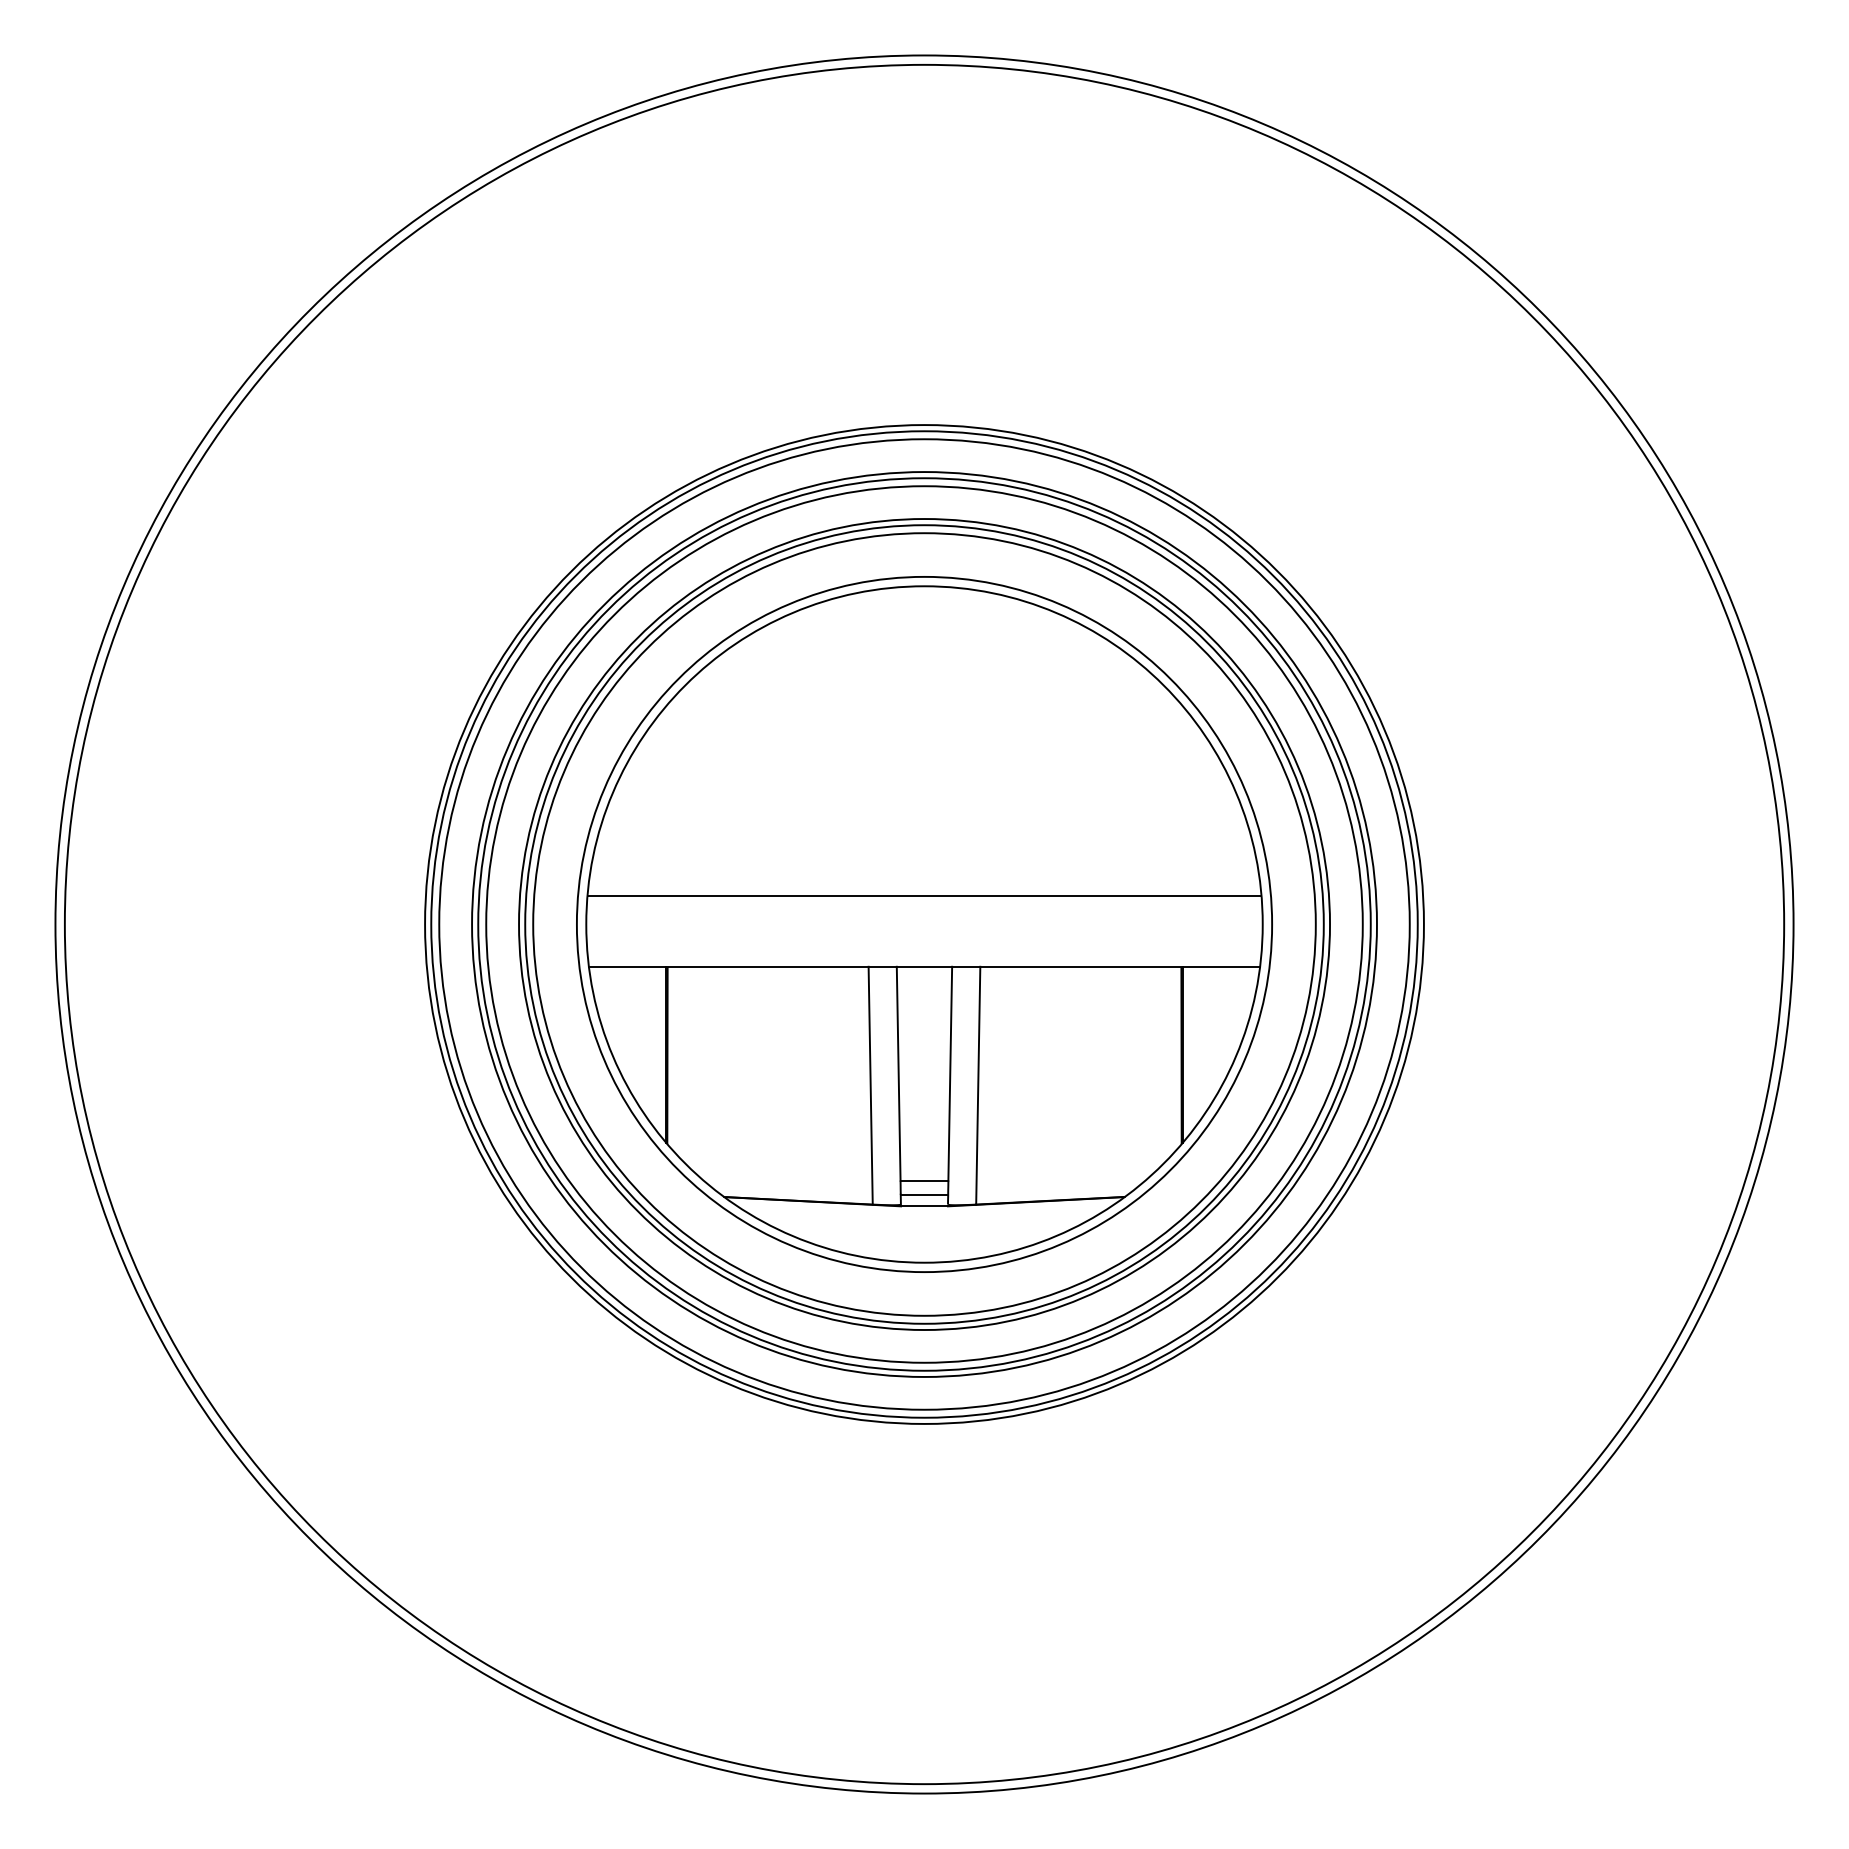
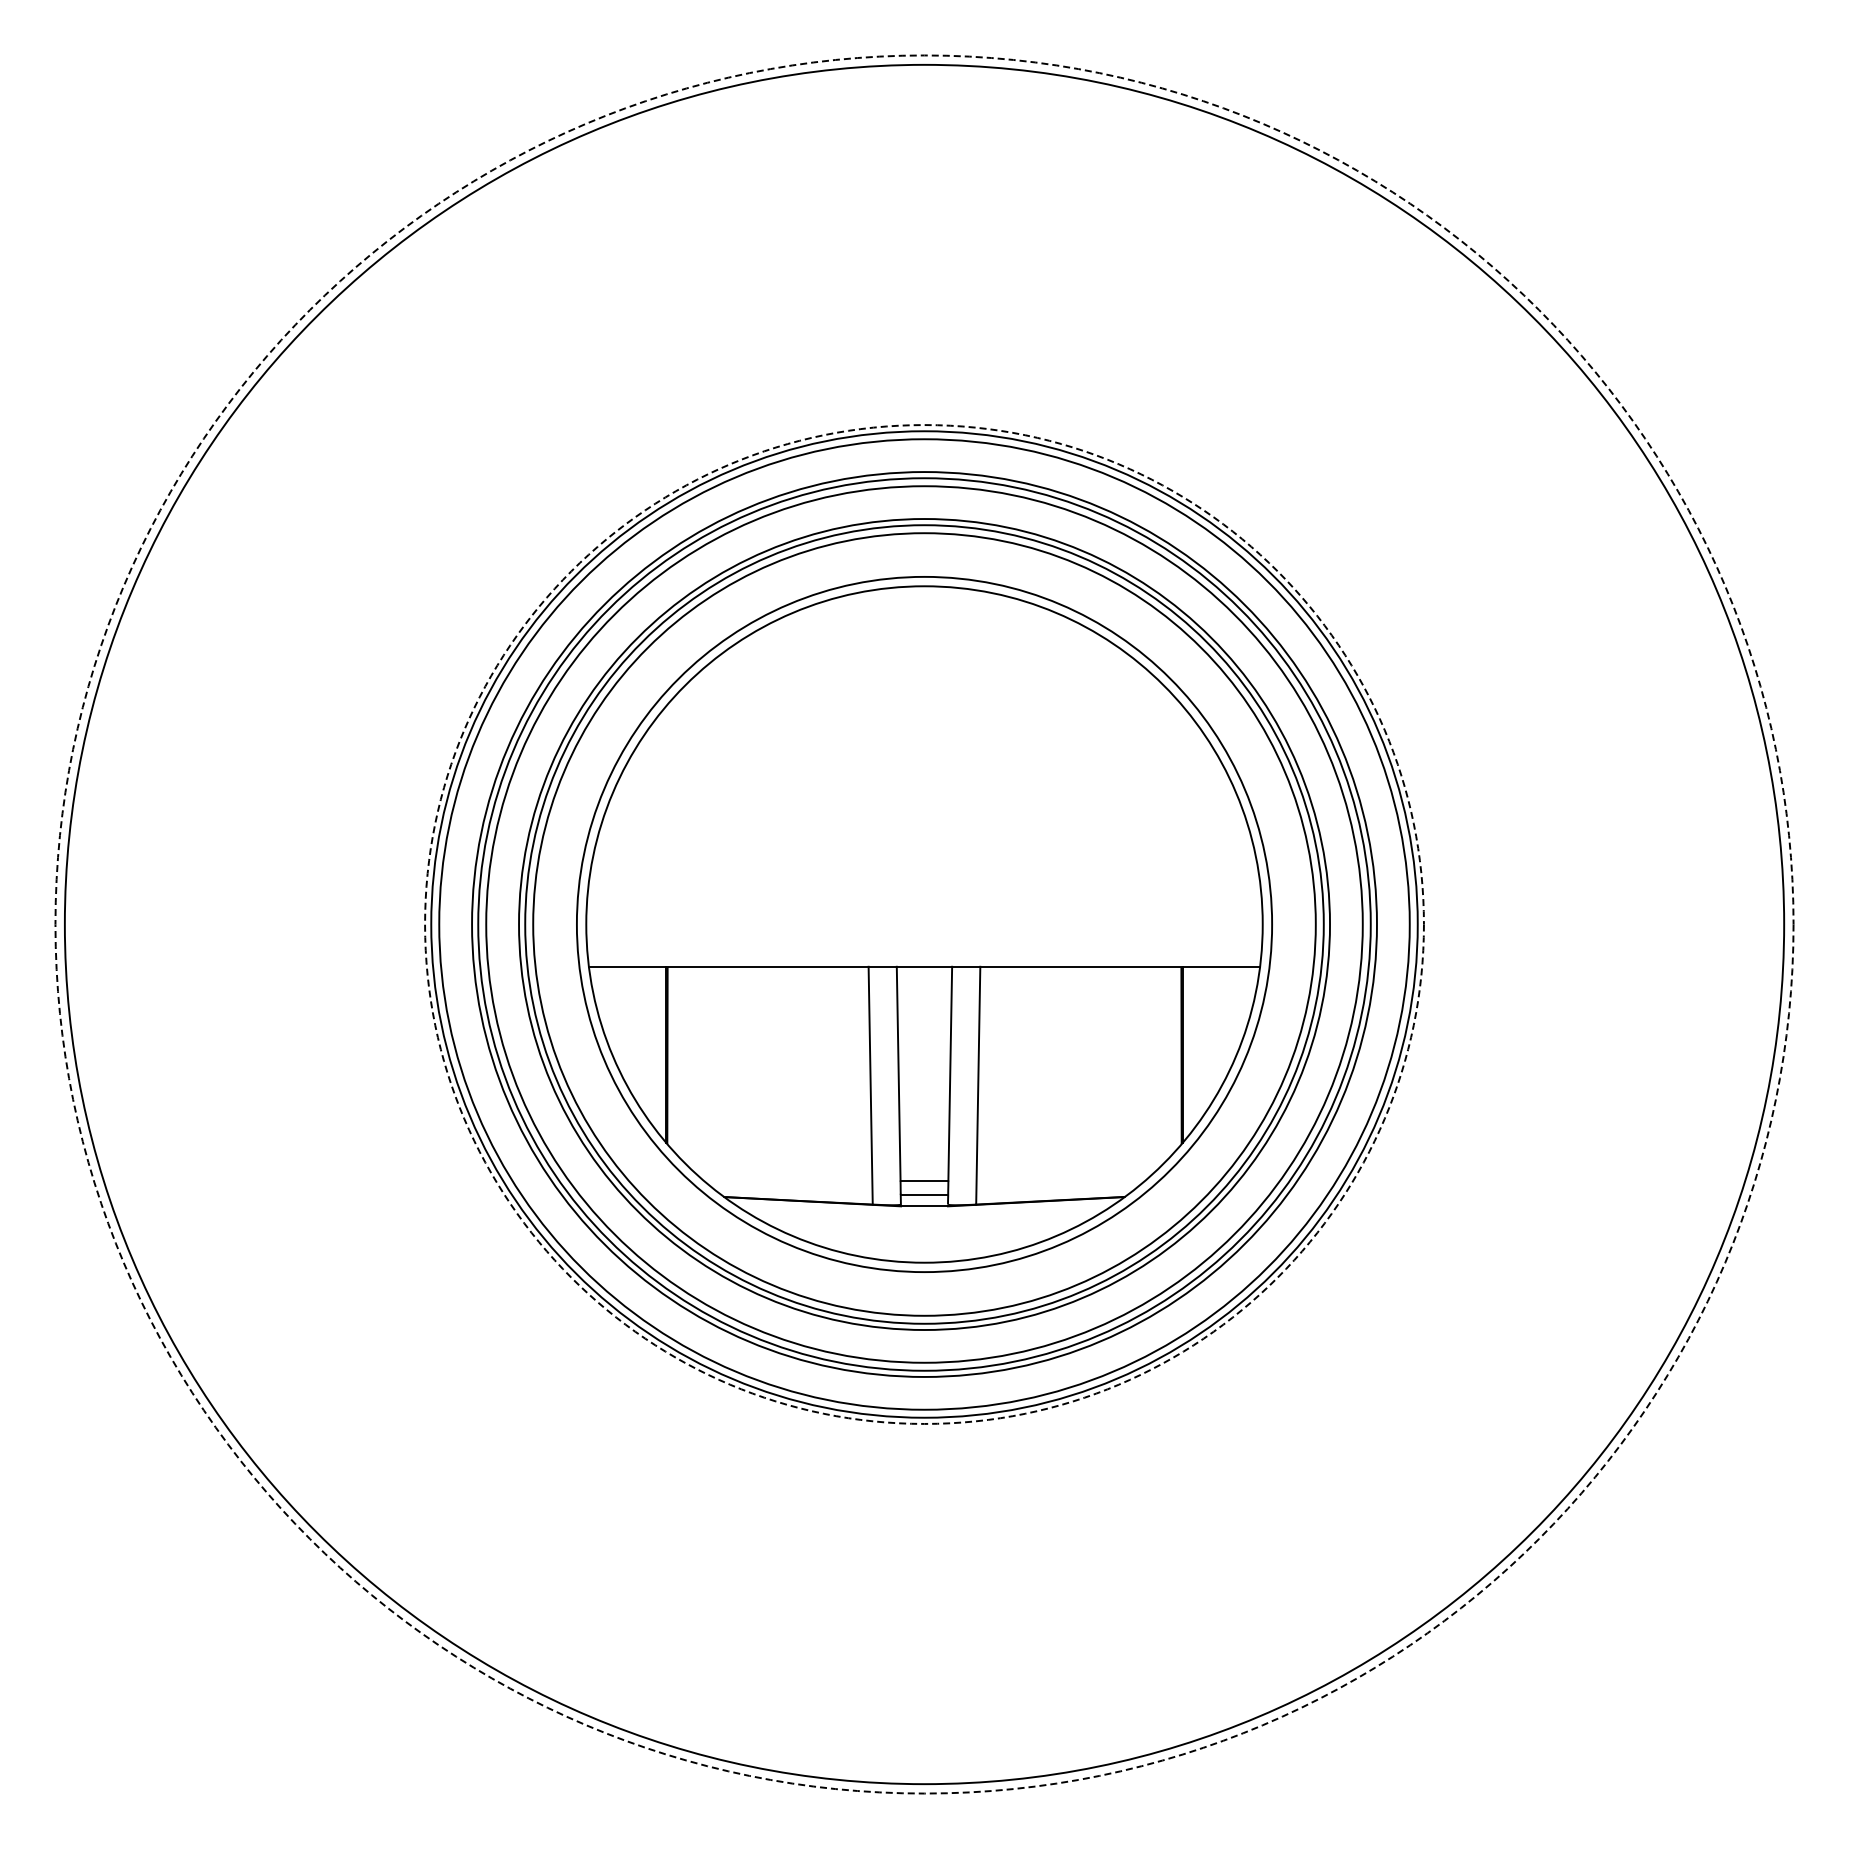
line: present -> none (924, 895)
circle: solid -> dashed (924, 924)
circle: solid -> dashed (924, 924)
